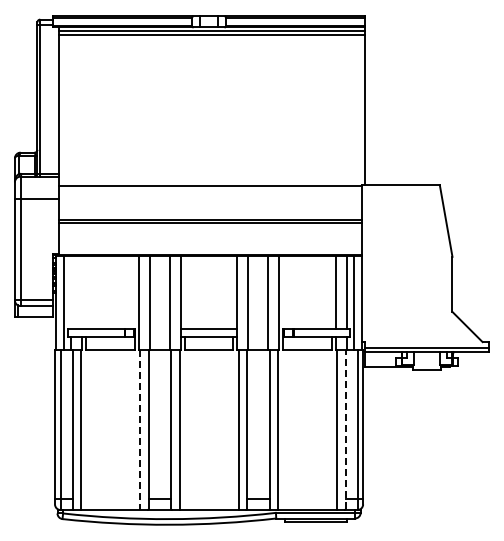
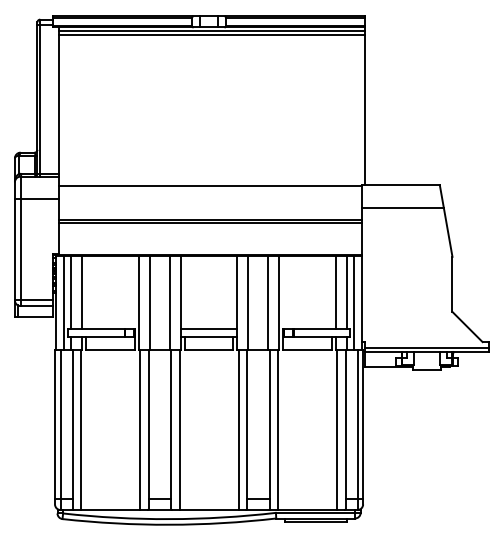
line: none -> present (402, 207)
line: none -> present (71, 291)
line: none -> present (82, 291)
line: dashed -> solid (345, 429)
line: dashed -> solid (140, 430)
